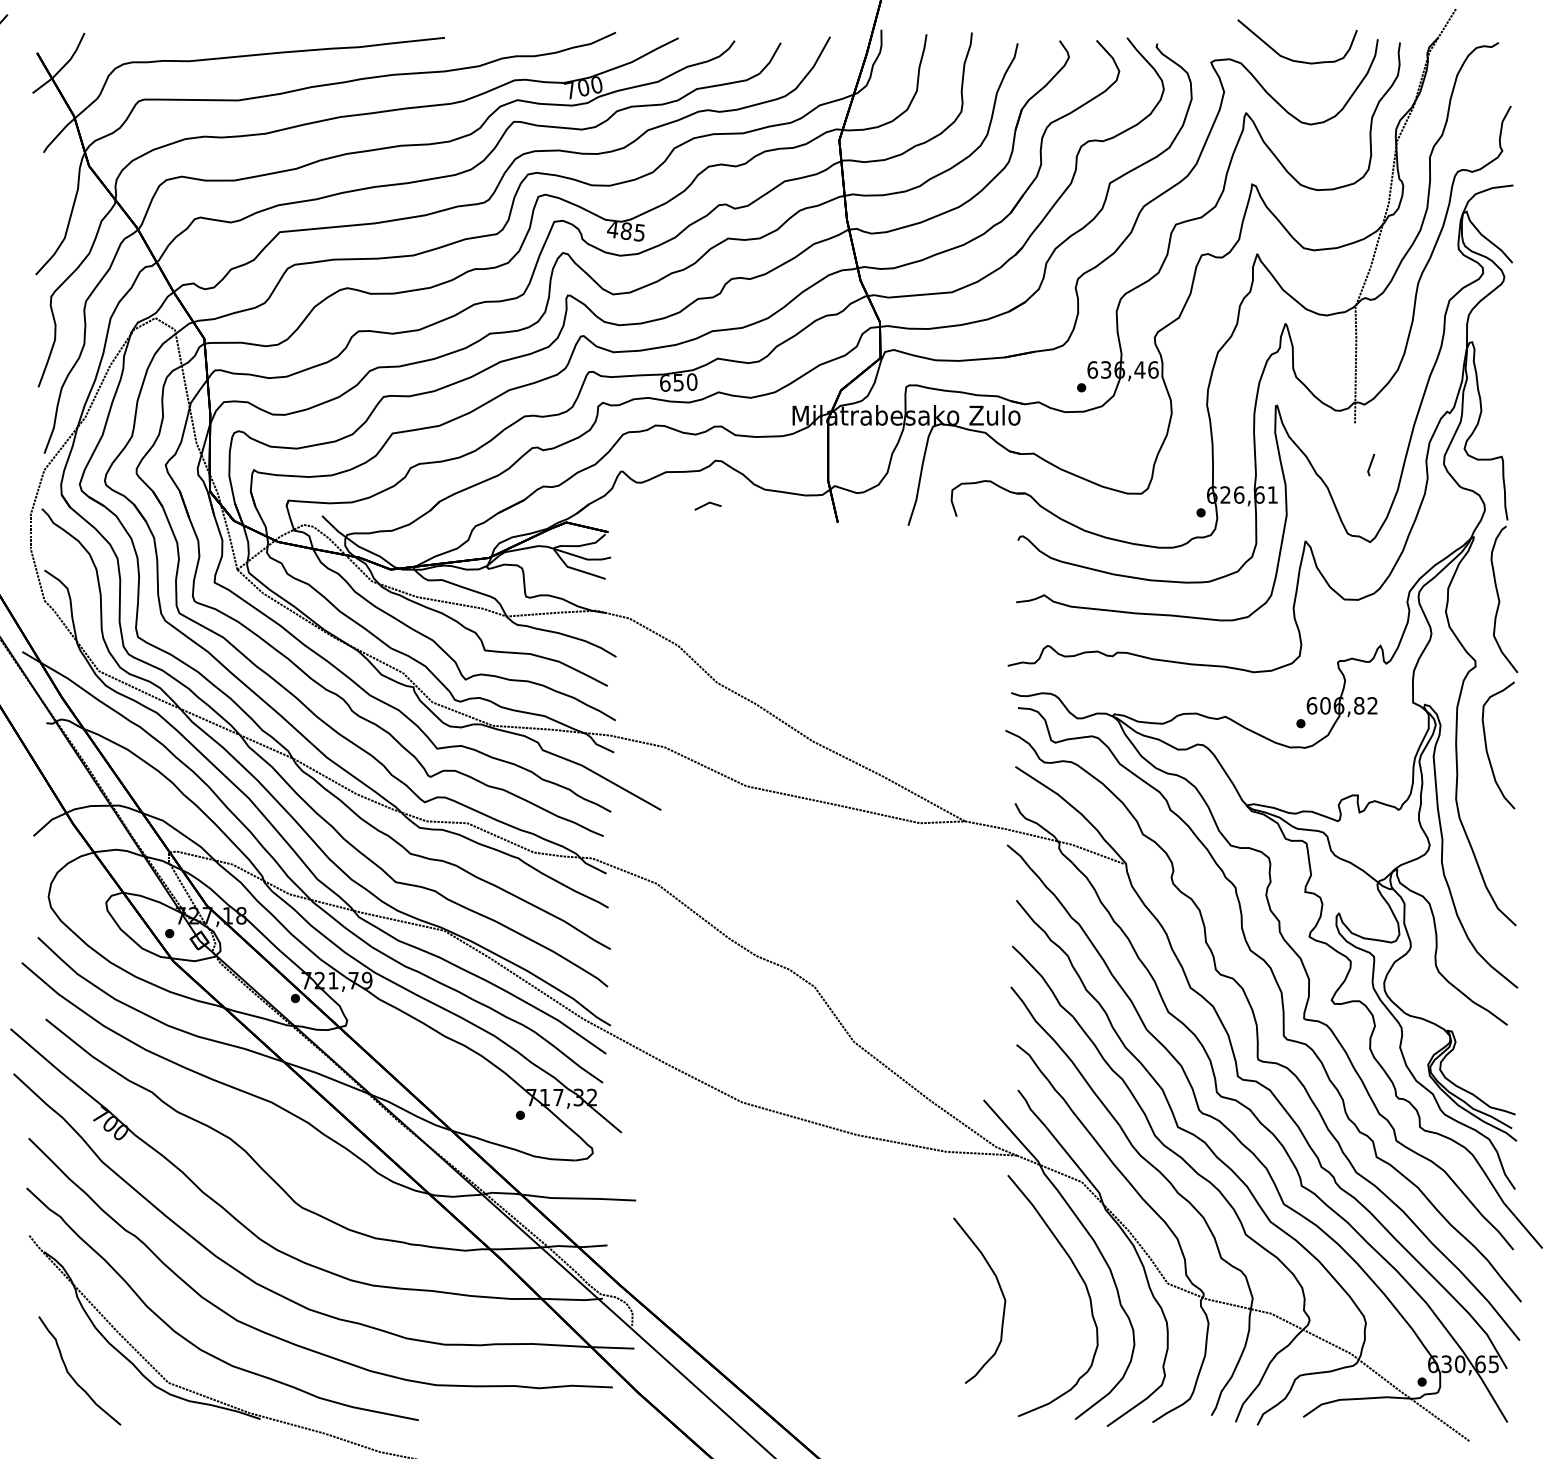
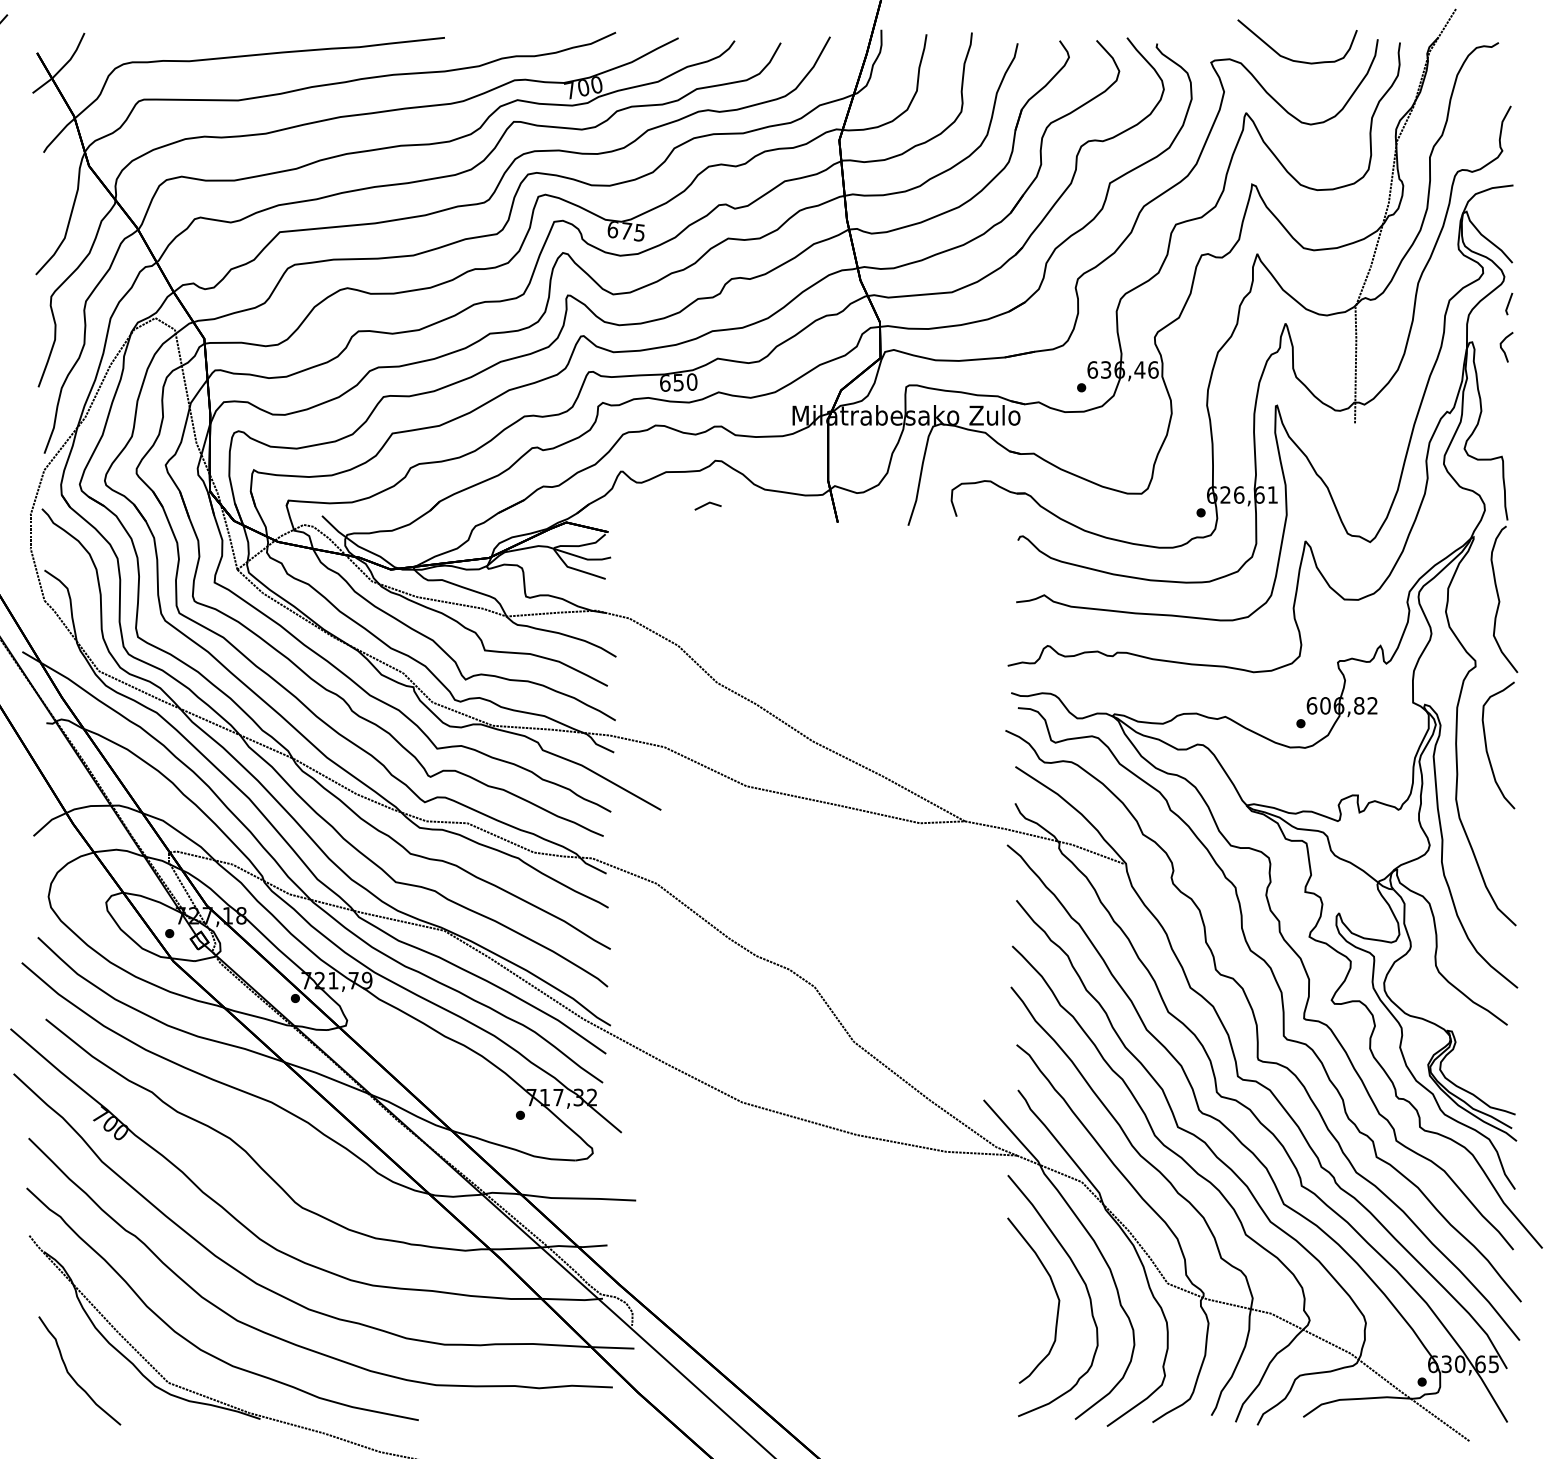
text: 485 -> 675 (619, 230)
curve: none -> present (1503, 349)
line position: (1371, 464) -> (1509, 303) (1509, 303)
part position: (1001, 1293) -> (1055, 1293) (1055, 1293)
